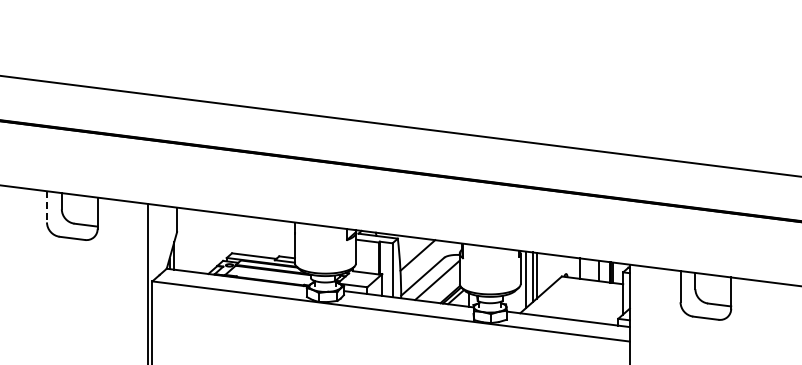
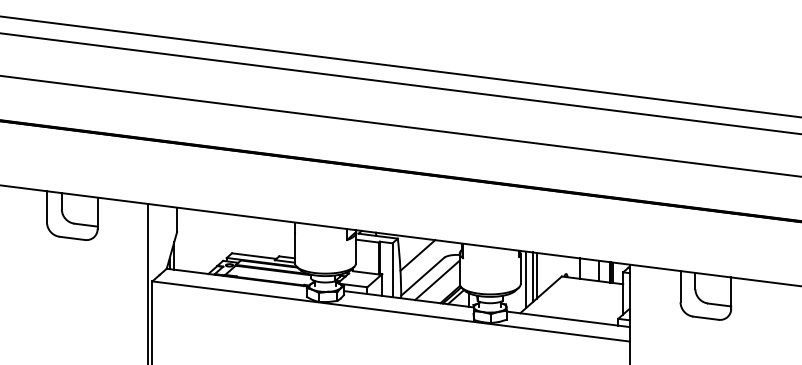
line: none -> present (400, 66)
line: none -> present (400, 83)
line: dashed -> solid (46, 206)
